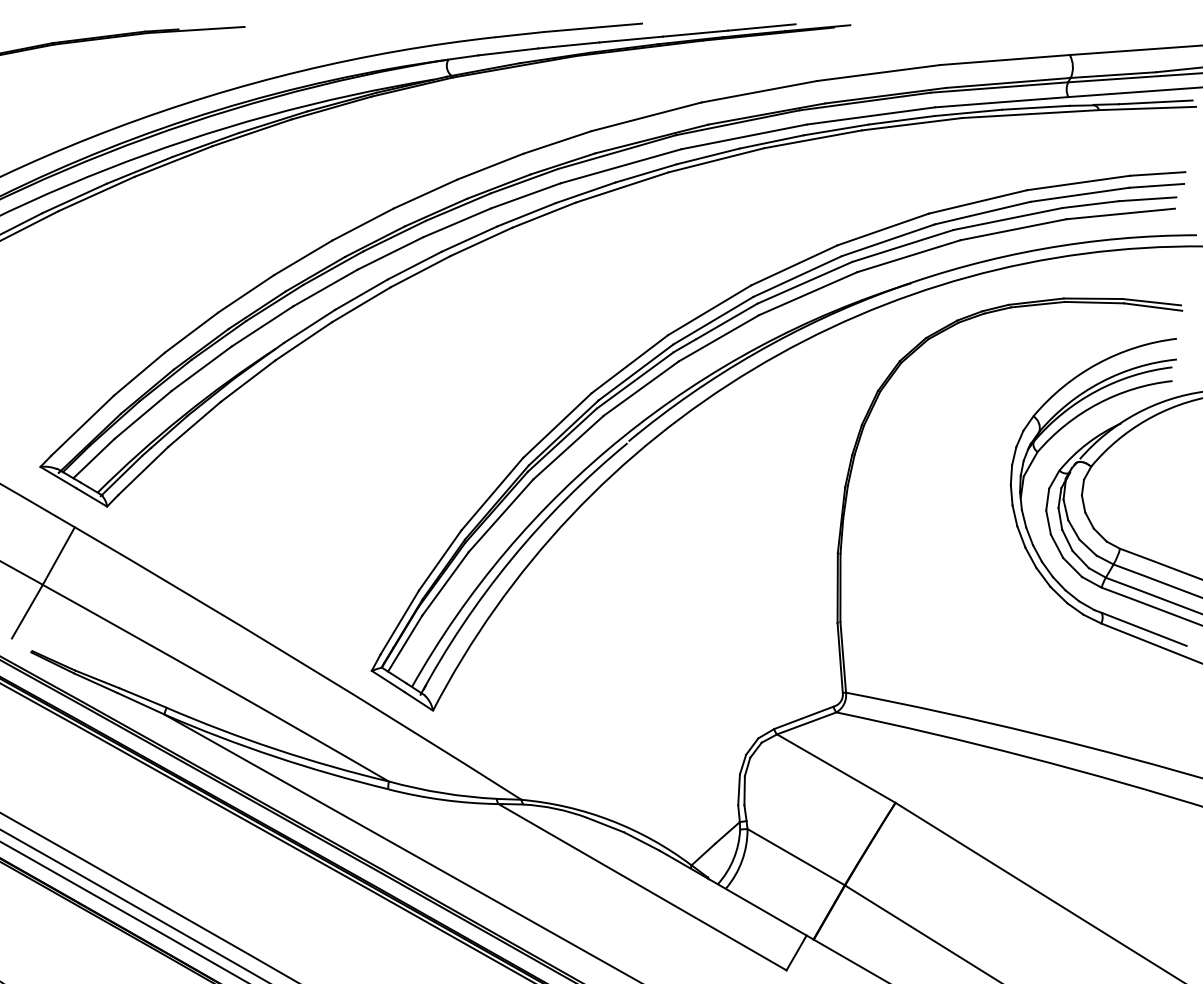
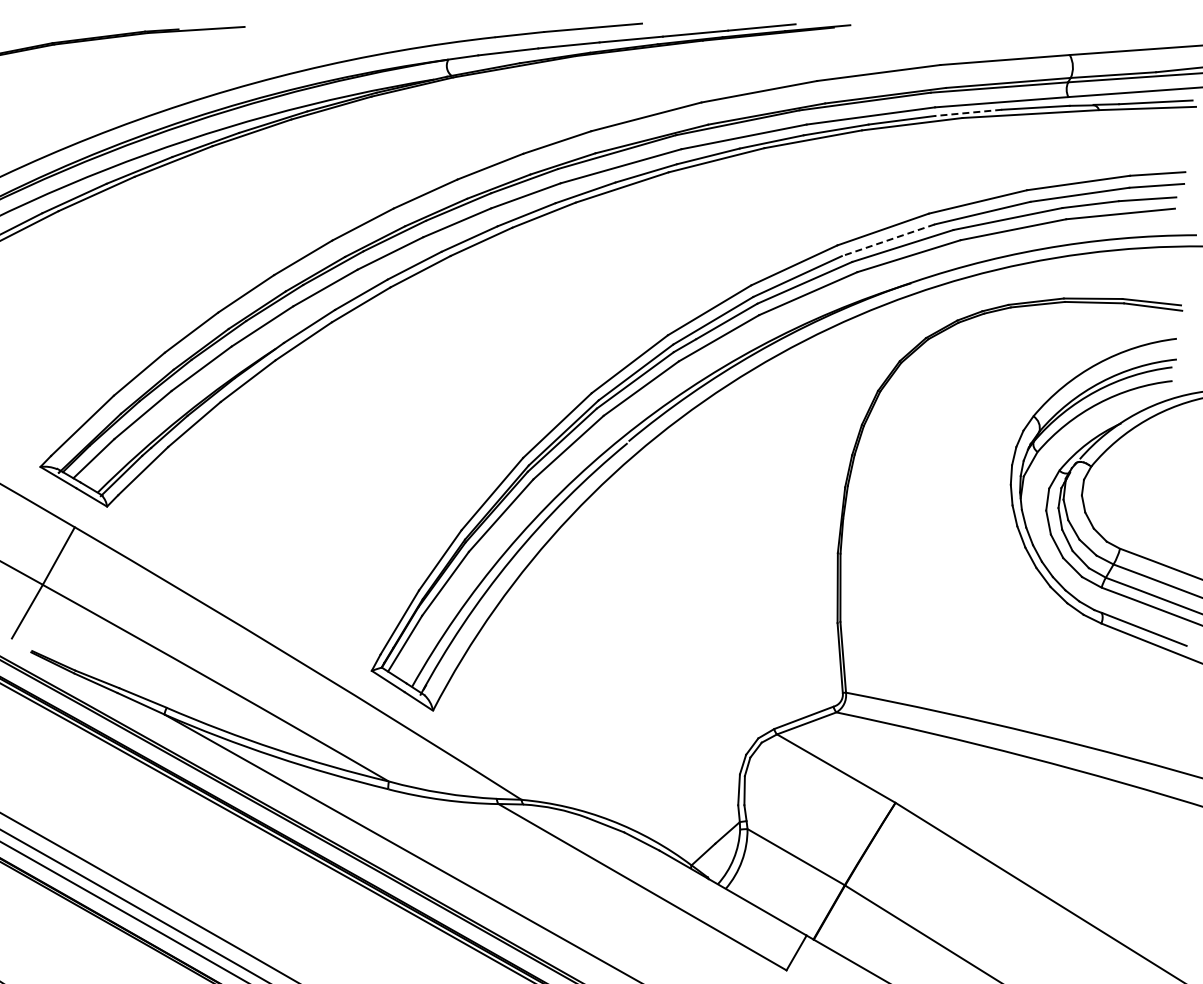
line: solid -> dashed (968, 112)
line: solid -> dashed (887, 240)
